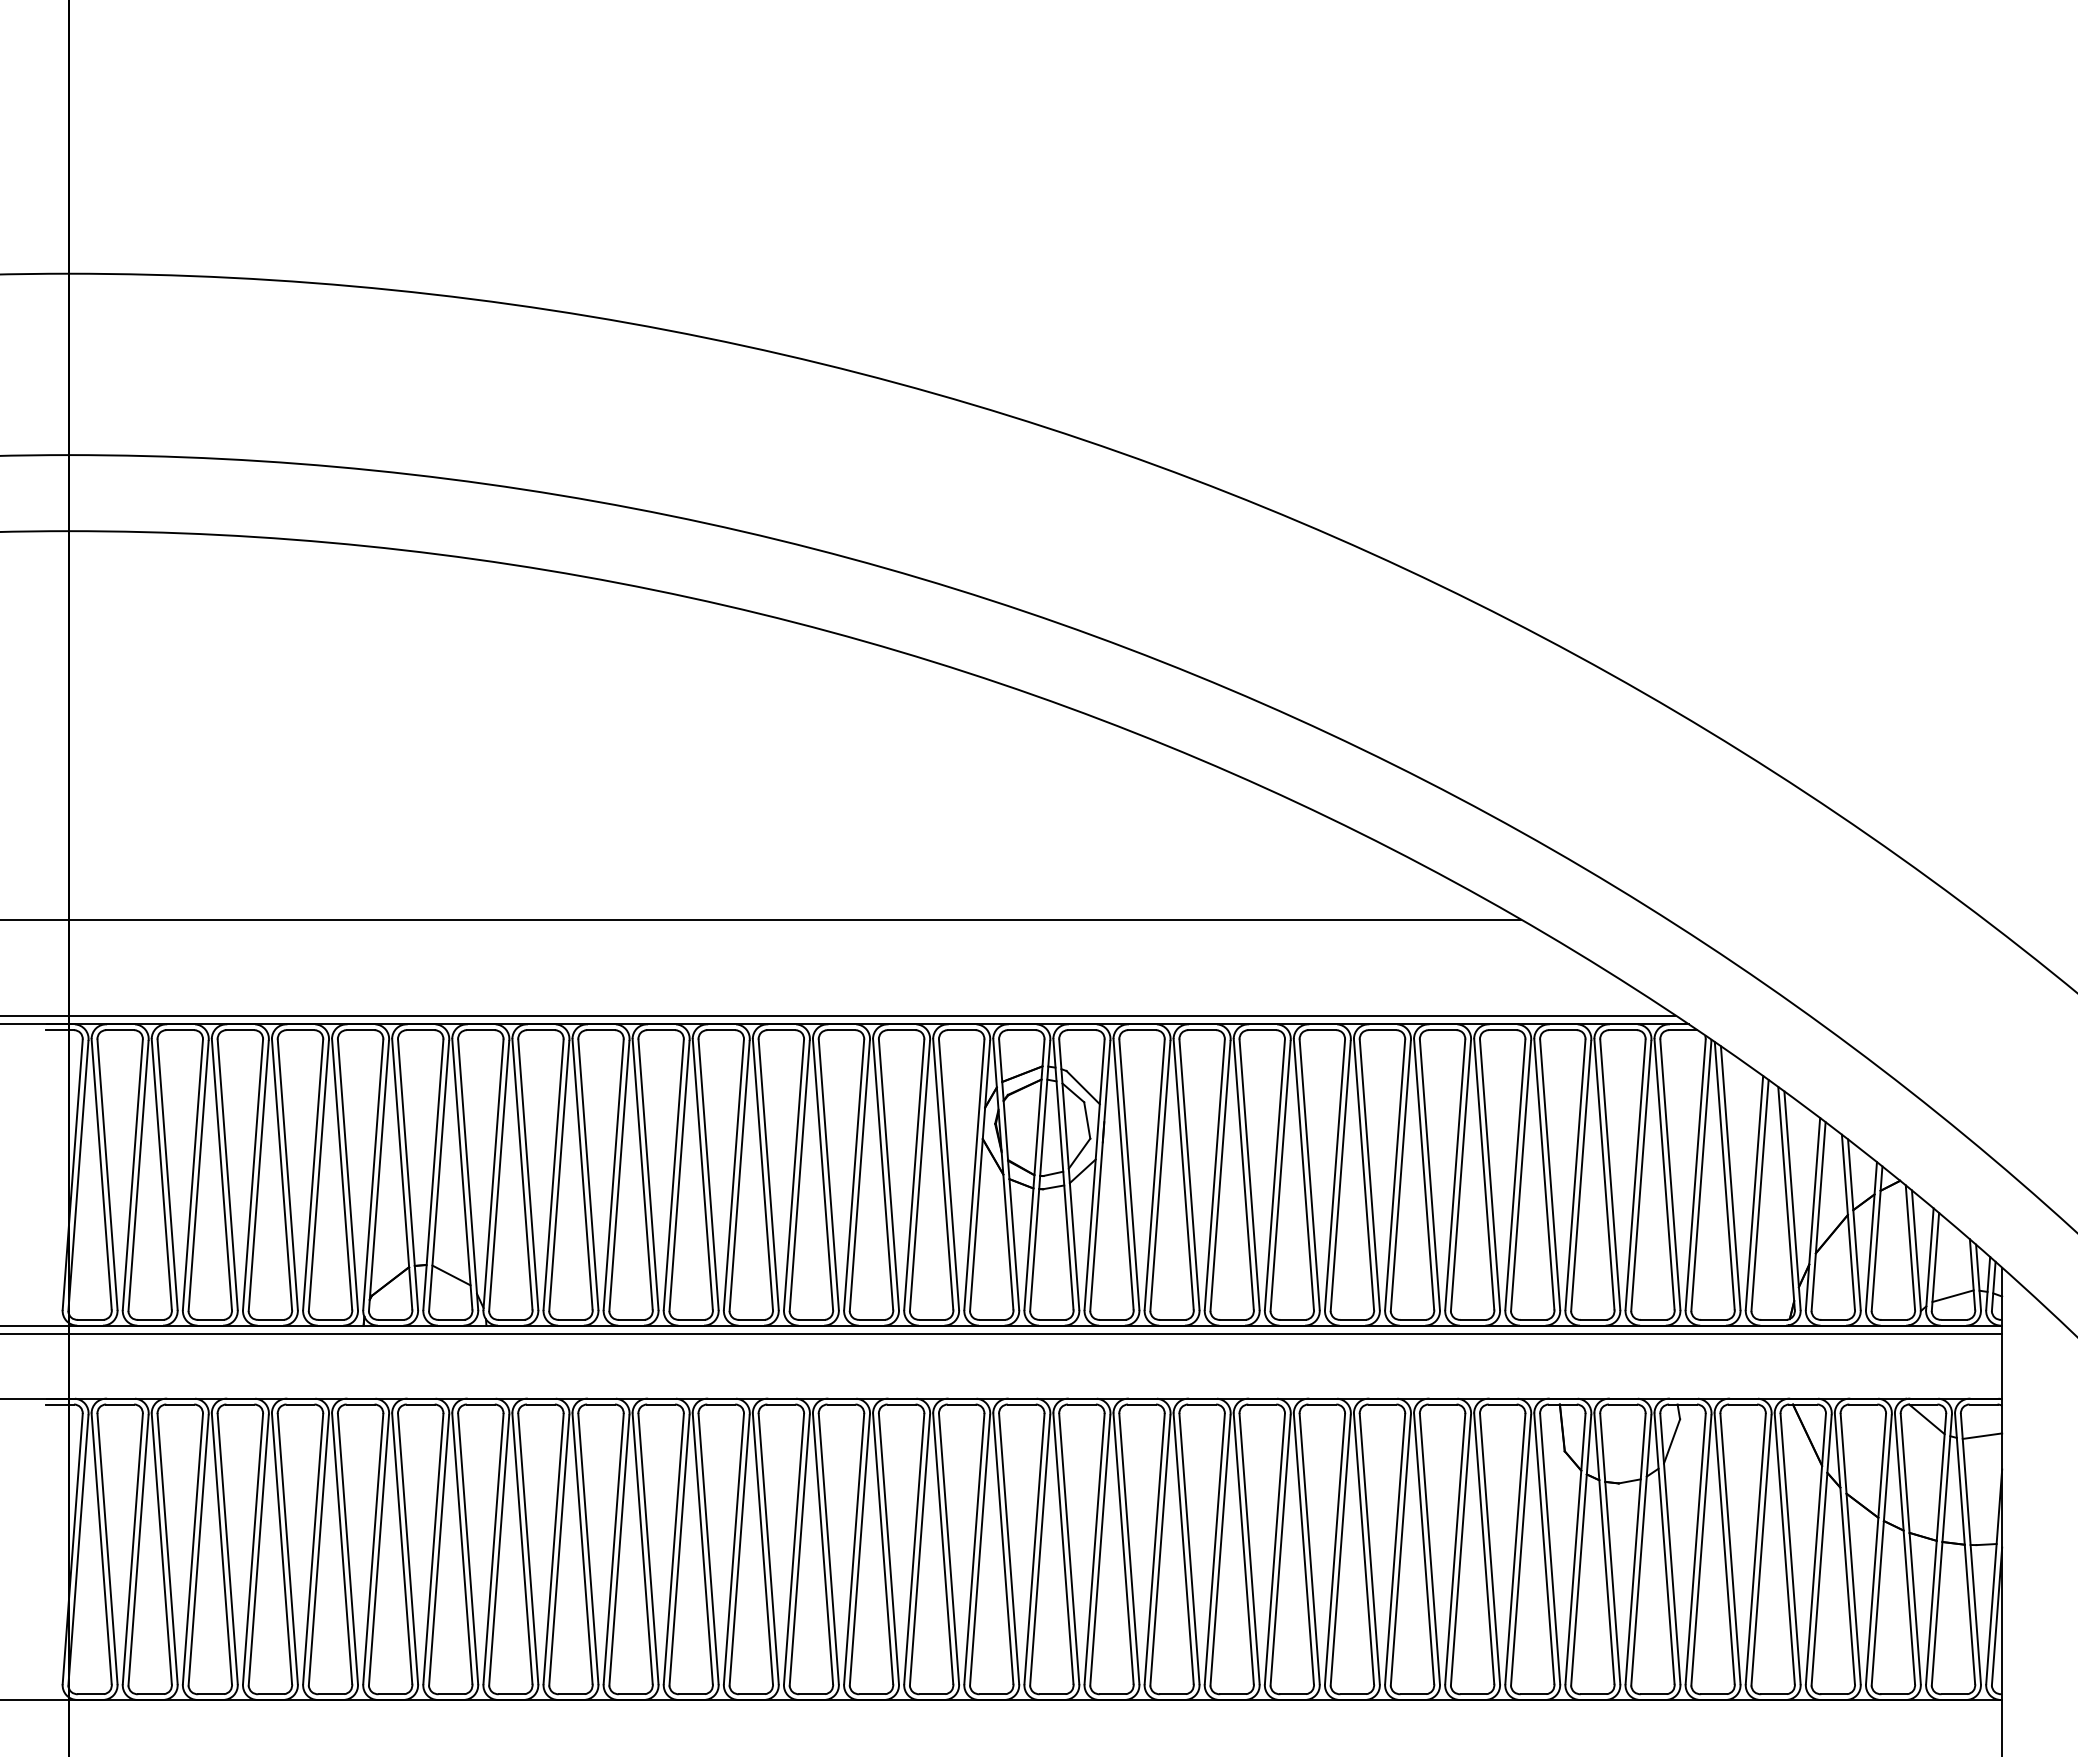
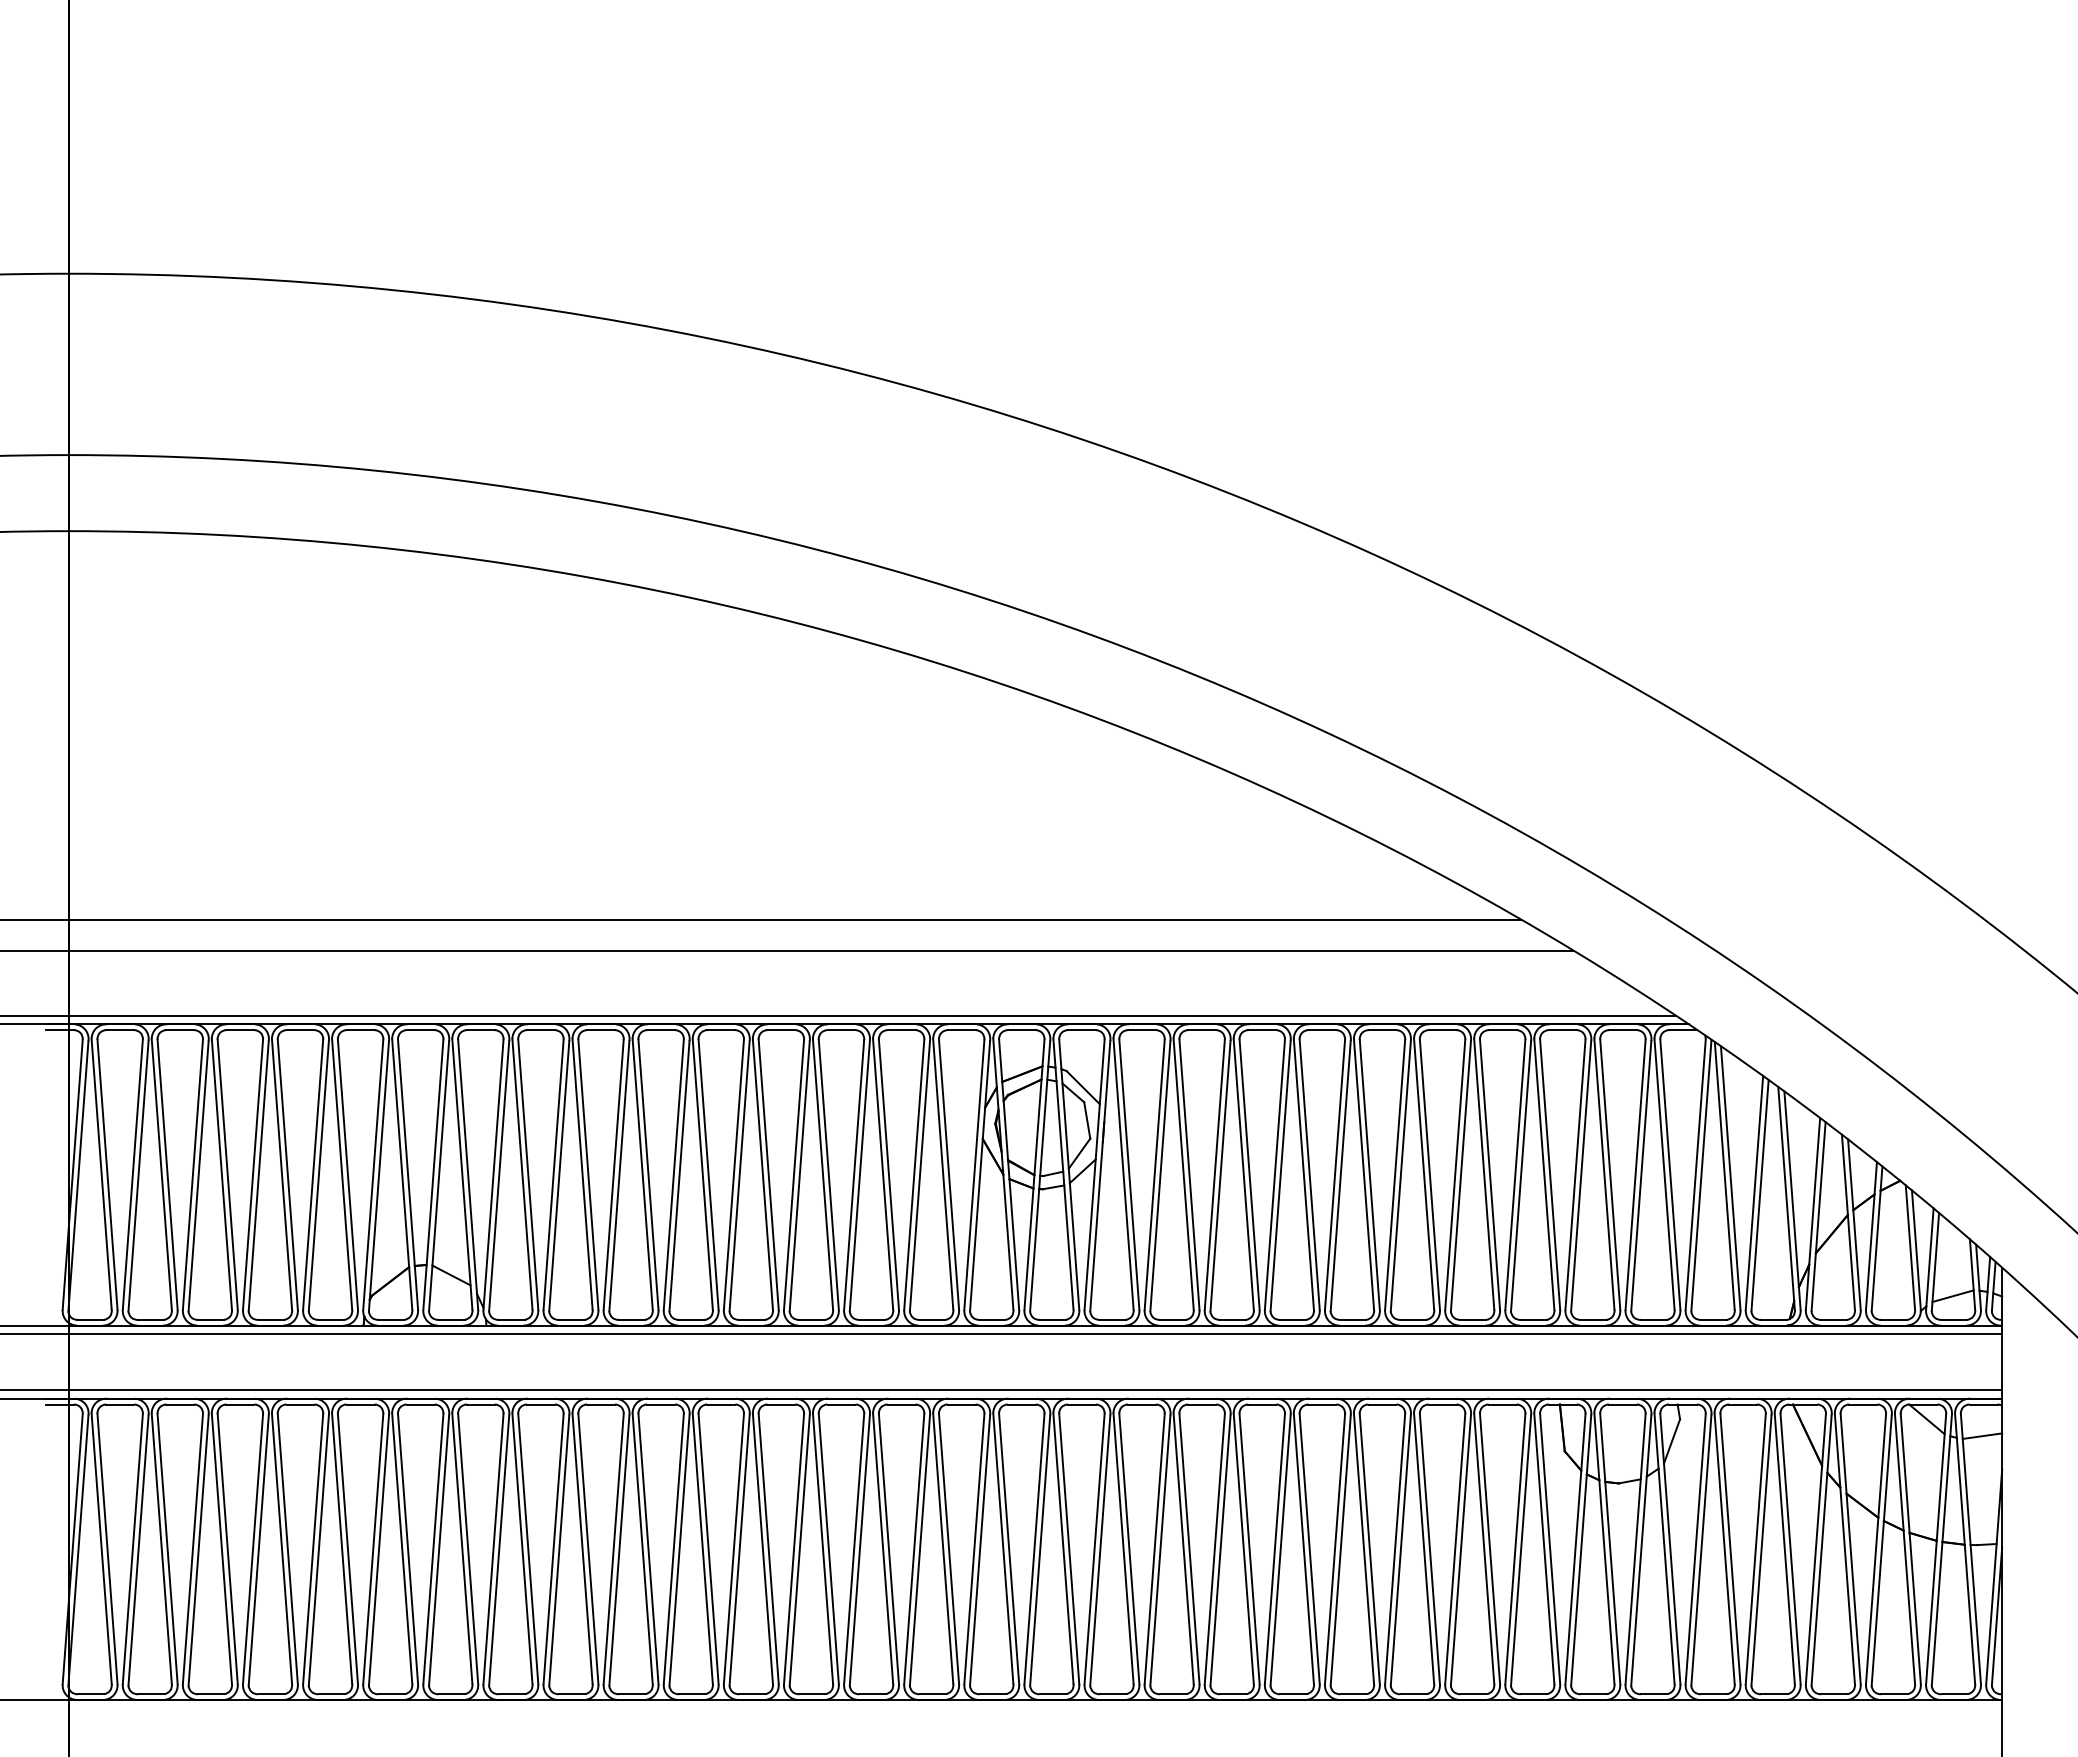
line: none -> present (787, 951)
line: none -> present (1002, 1389)
